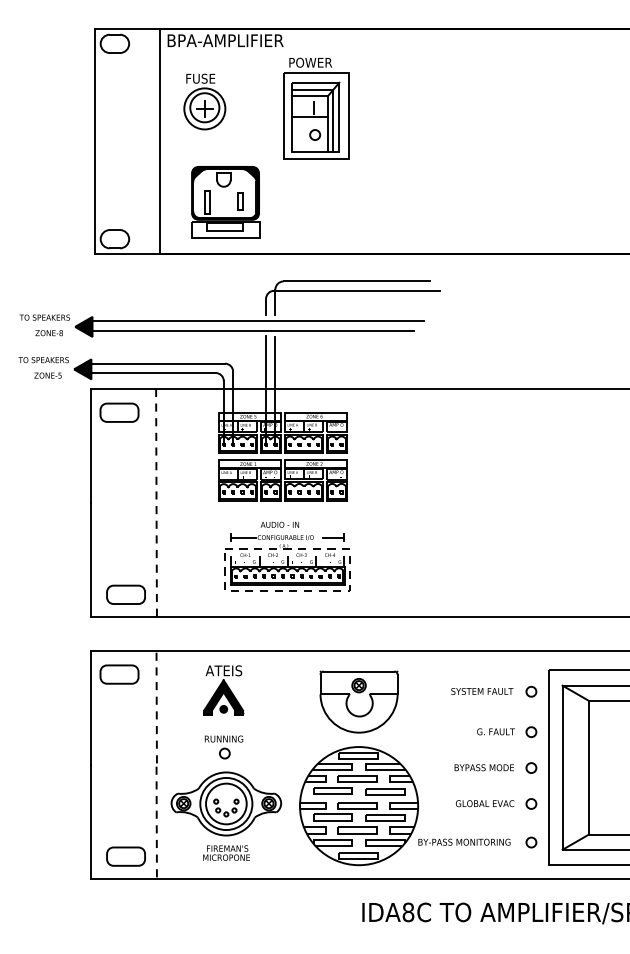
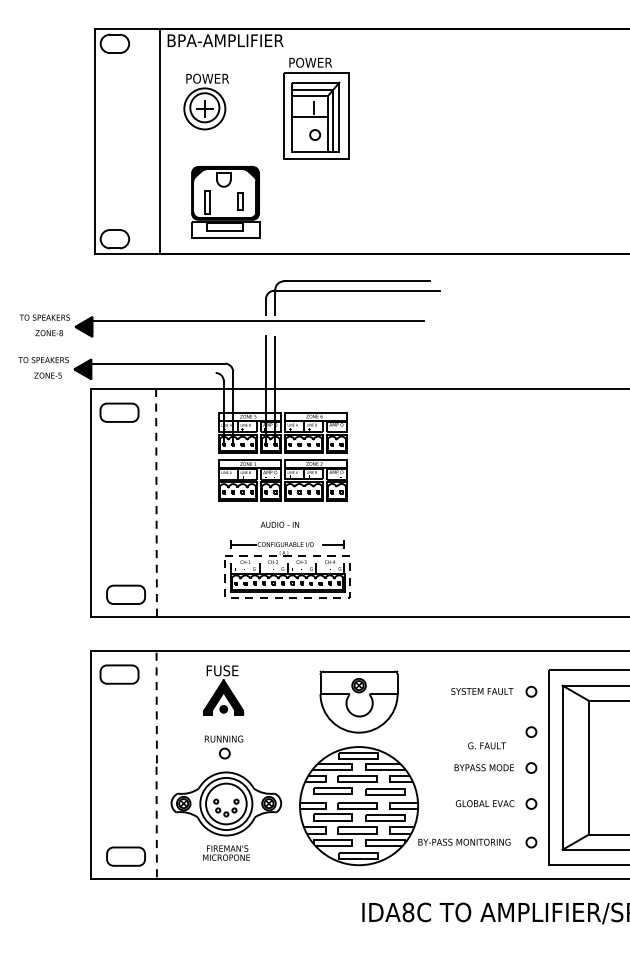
text: FUSE -> POWER (208, 78)
line: present -> none (252, 330)
line: present -> none (153, 373)
part position: (287, 562) -> (287, 569) (287, 569)
text: ATEIS -> FUSE (223, 670)
text position: (495, 731) -> (486, 745) (486, 745)
